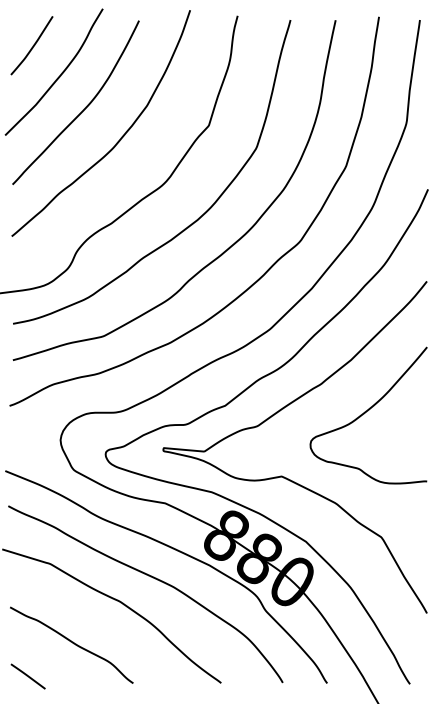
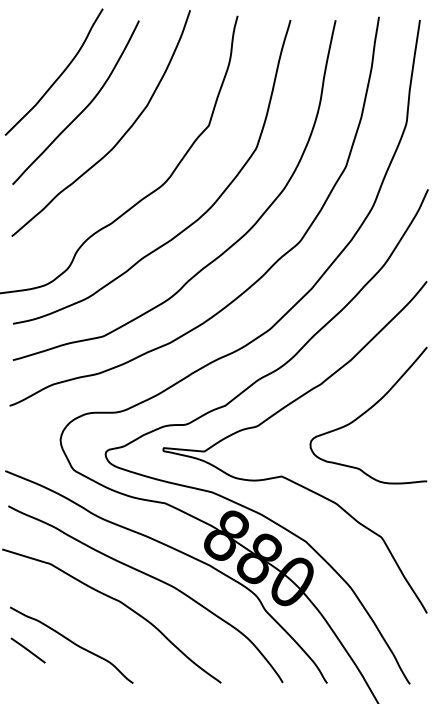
curve: present -> none (32, 46)
line position: (27, 676) -> (27, 650) (27, 650)
